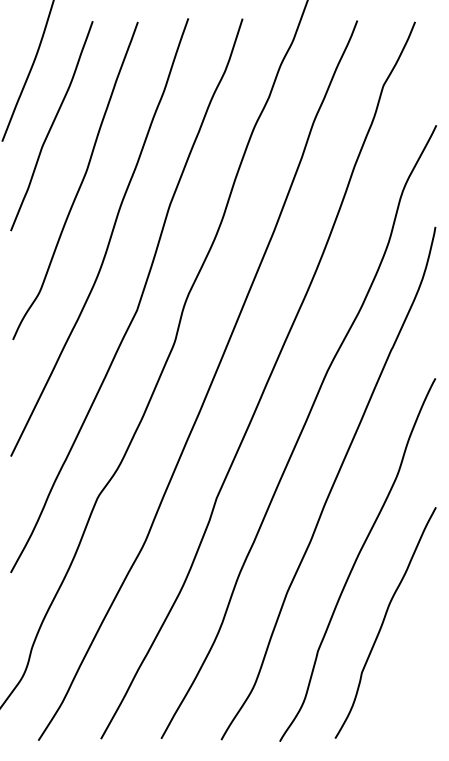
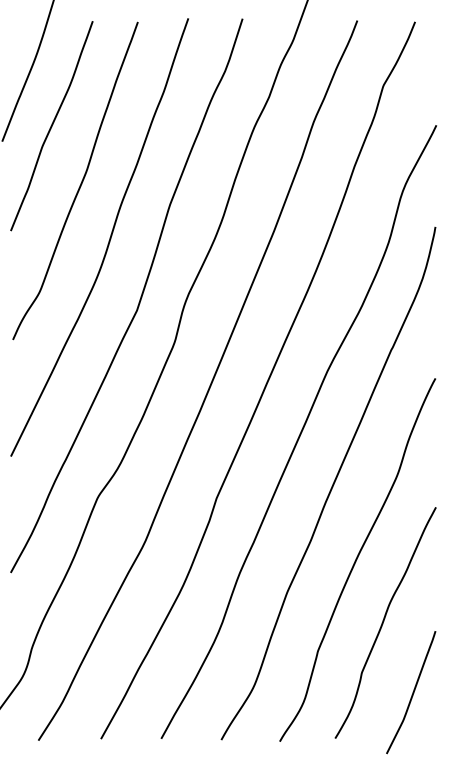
curve: none -> present (412, 692)
